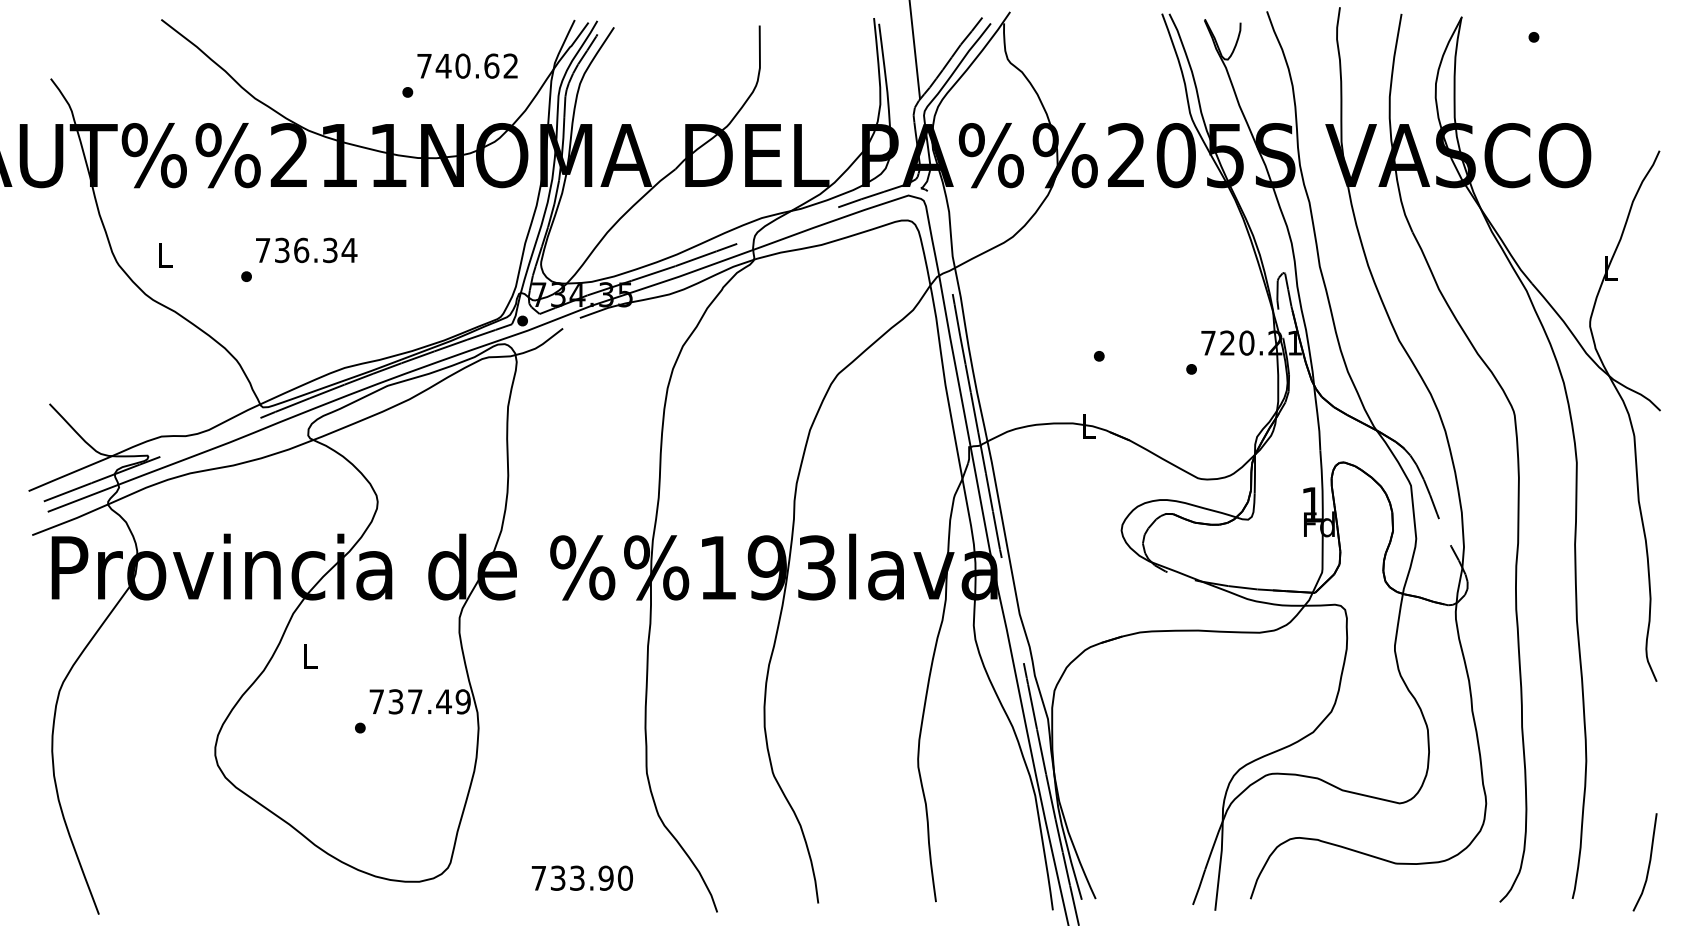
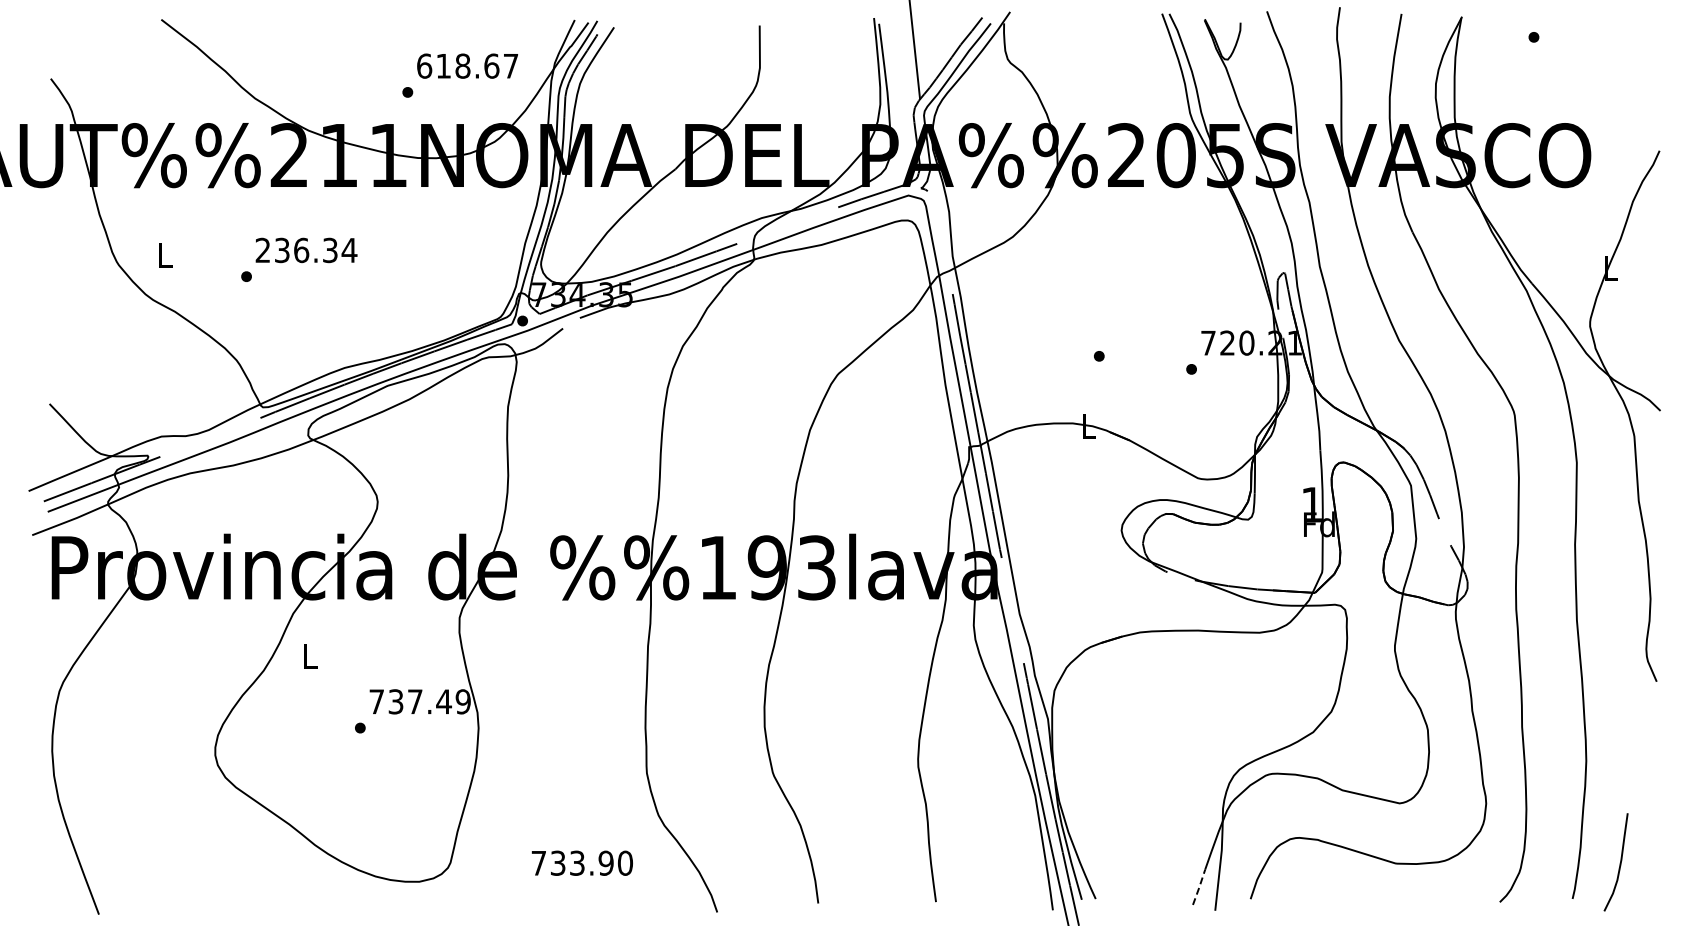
text: 740.62 -> 618.67 (467, 65)
text: 736.34 -> 236.34 (262, 249)
curve position: (1648, 863) -> (1619, 863) (1619, 863)
text position: (581, 877) -> (581, 862) (581, 862)
line: solid -> dashed (1199, 887)
